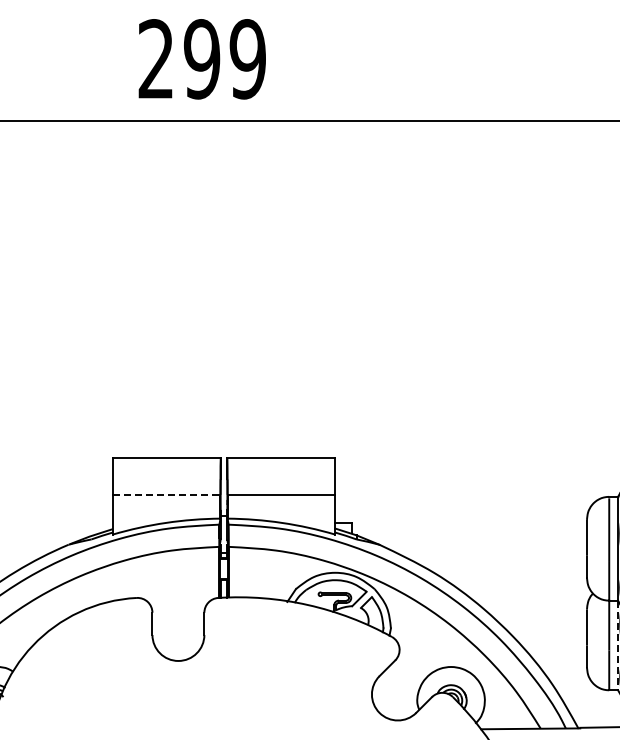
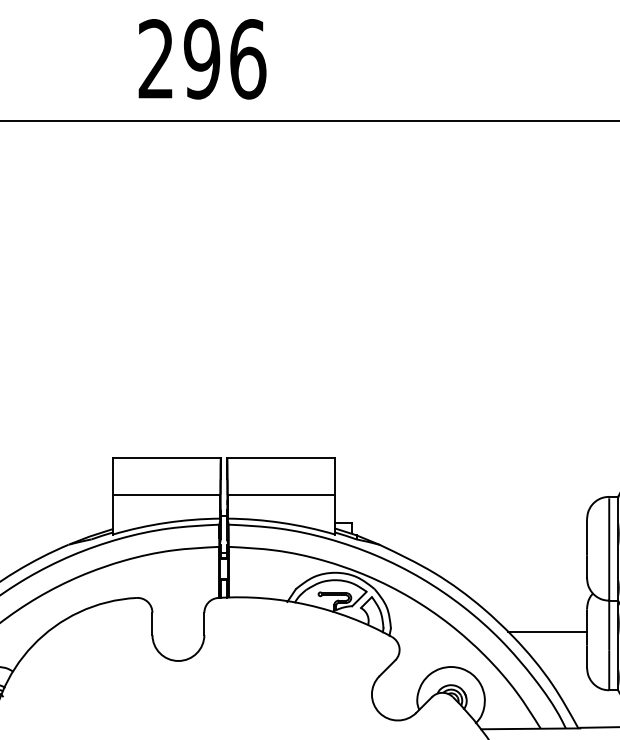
text: 299 -> 296 (247, 59)
line: dashed -> solid (166, 494)
line: none -> present (547, 631)
line: dashed -> solid (618, 645)
